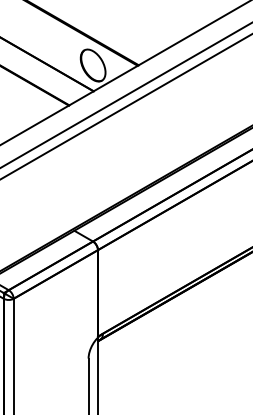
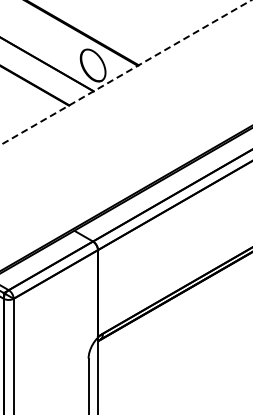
line: solid -> dashed (125, 72)
line: present -> none (125, 95)
line: present -> none (125, 106)
